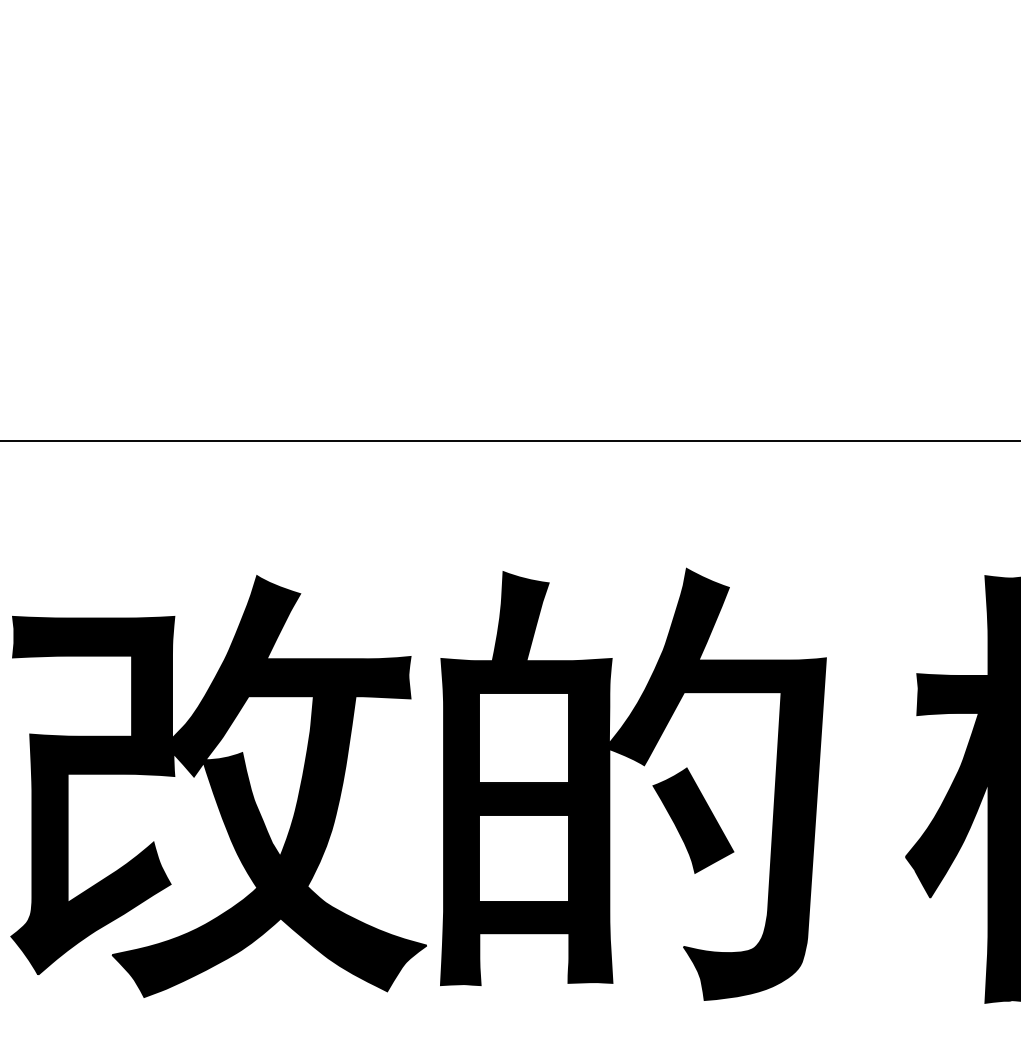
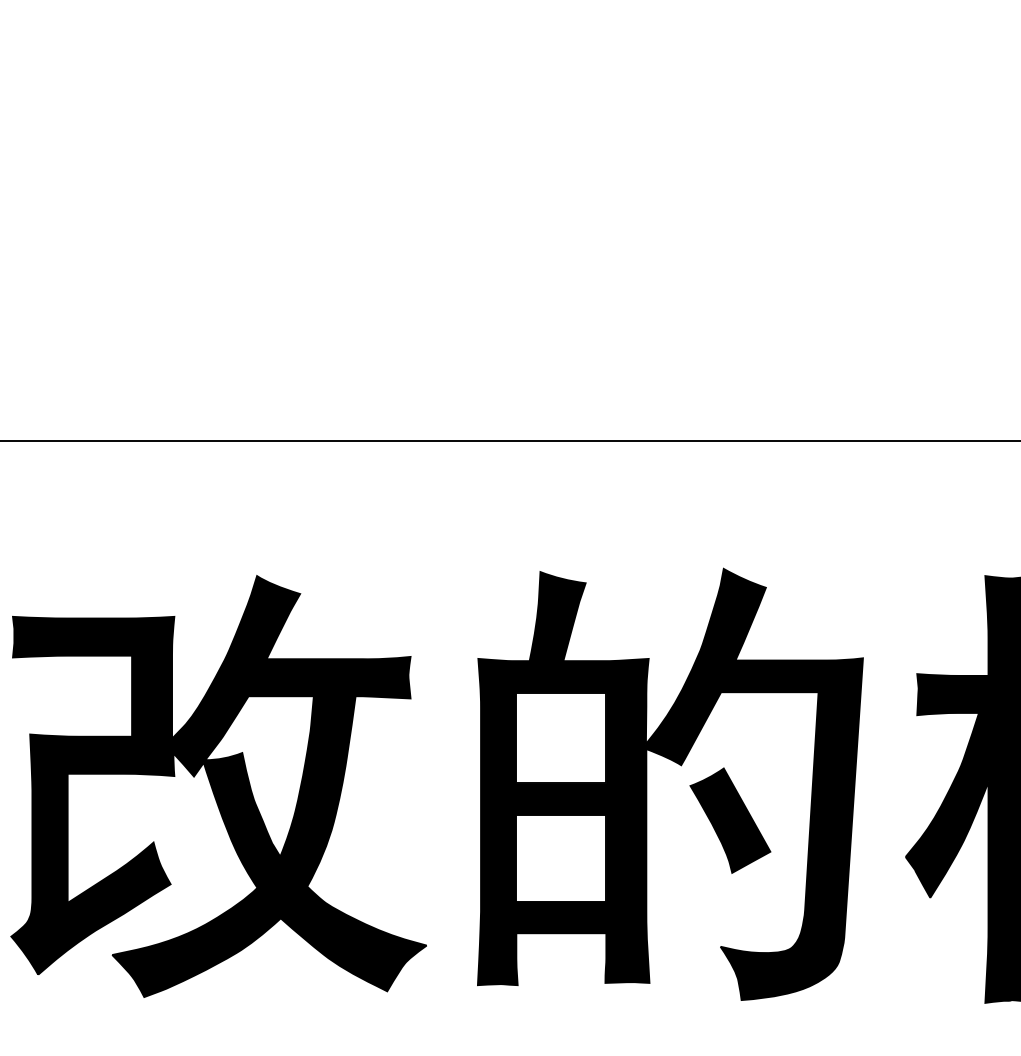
part position: (652, 785) -> (689, 785) (689, 785)
